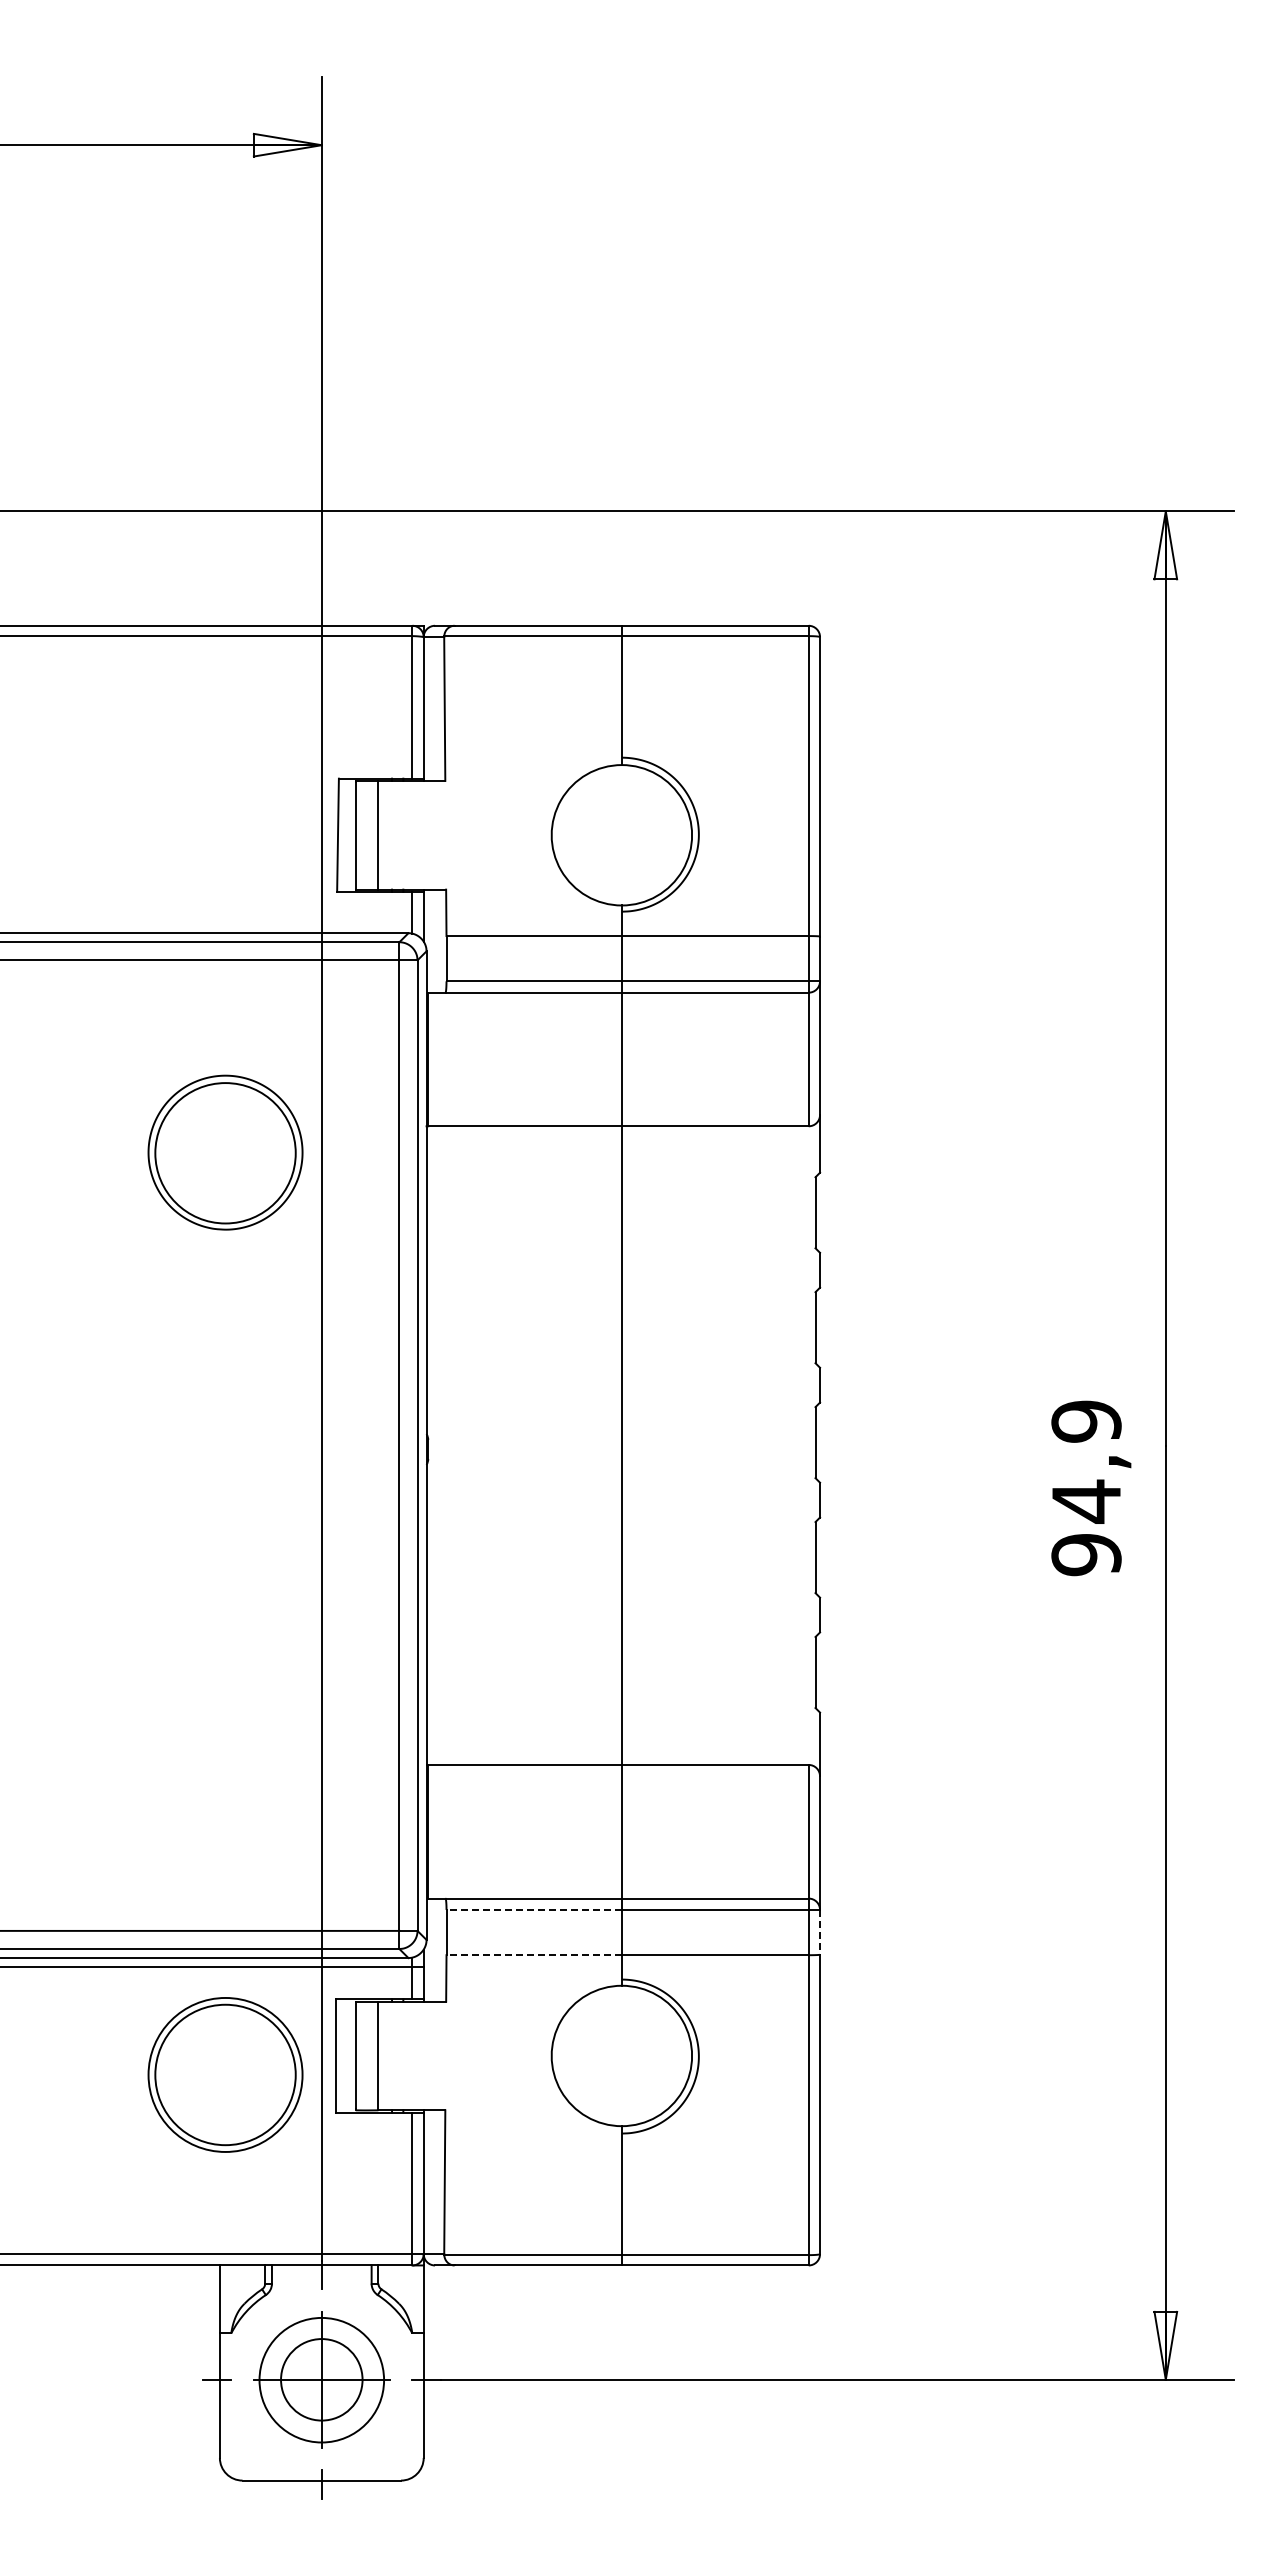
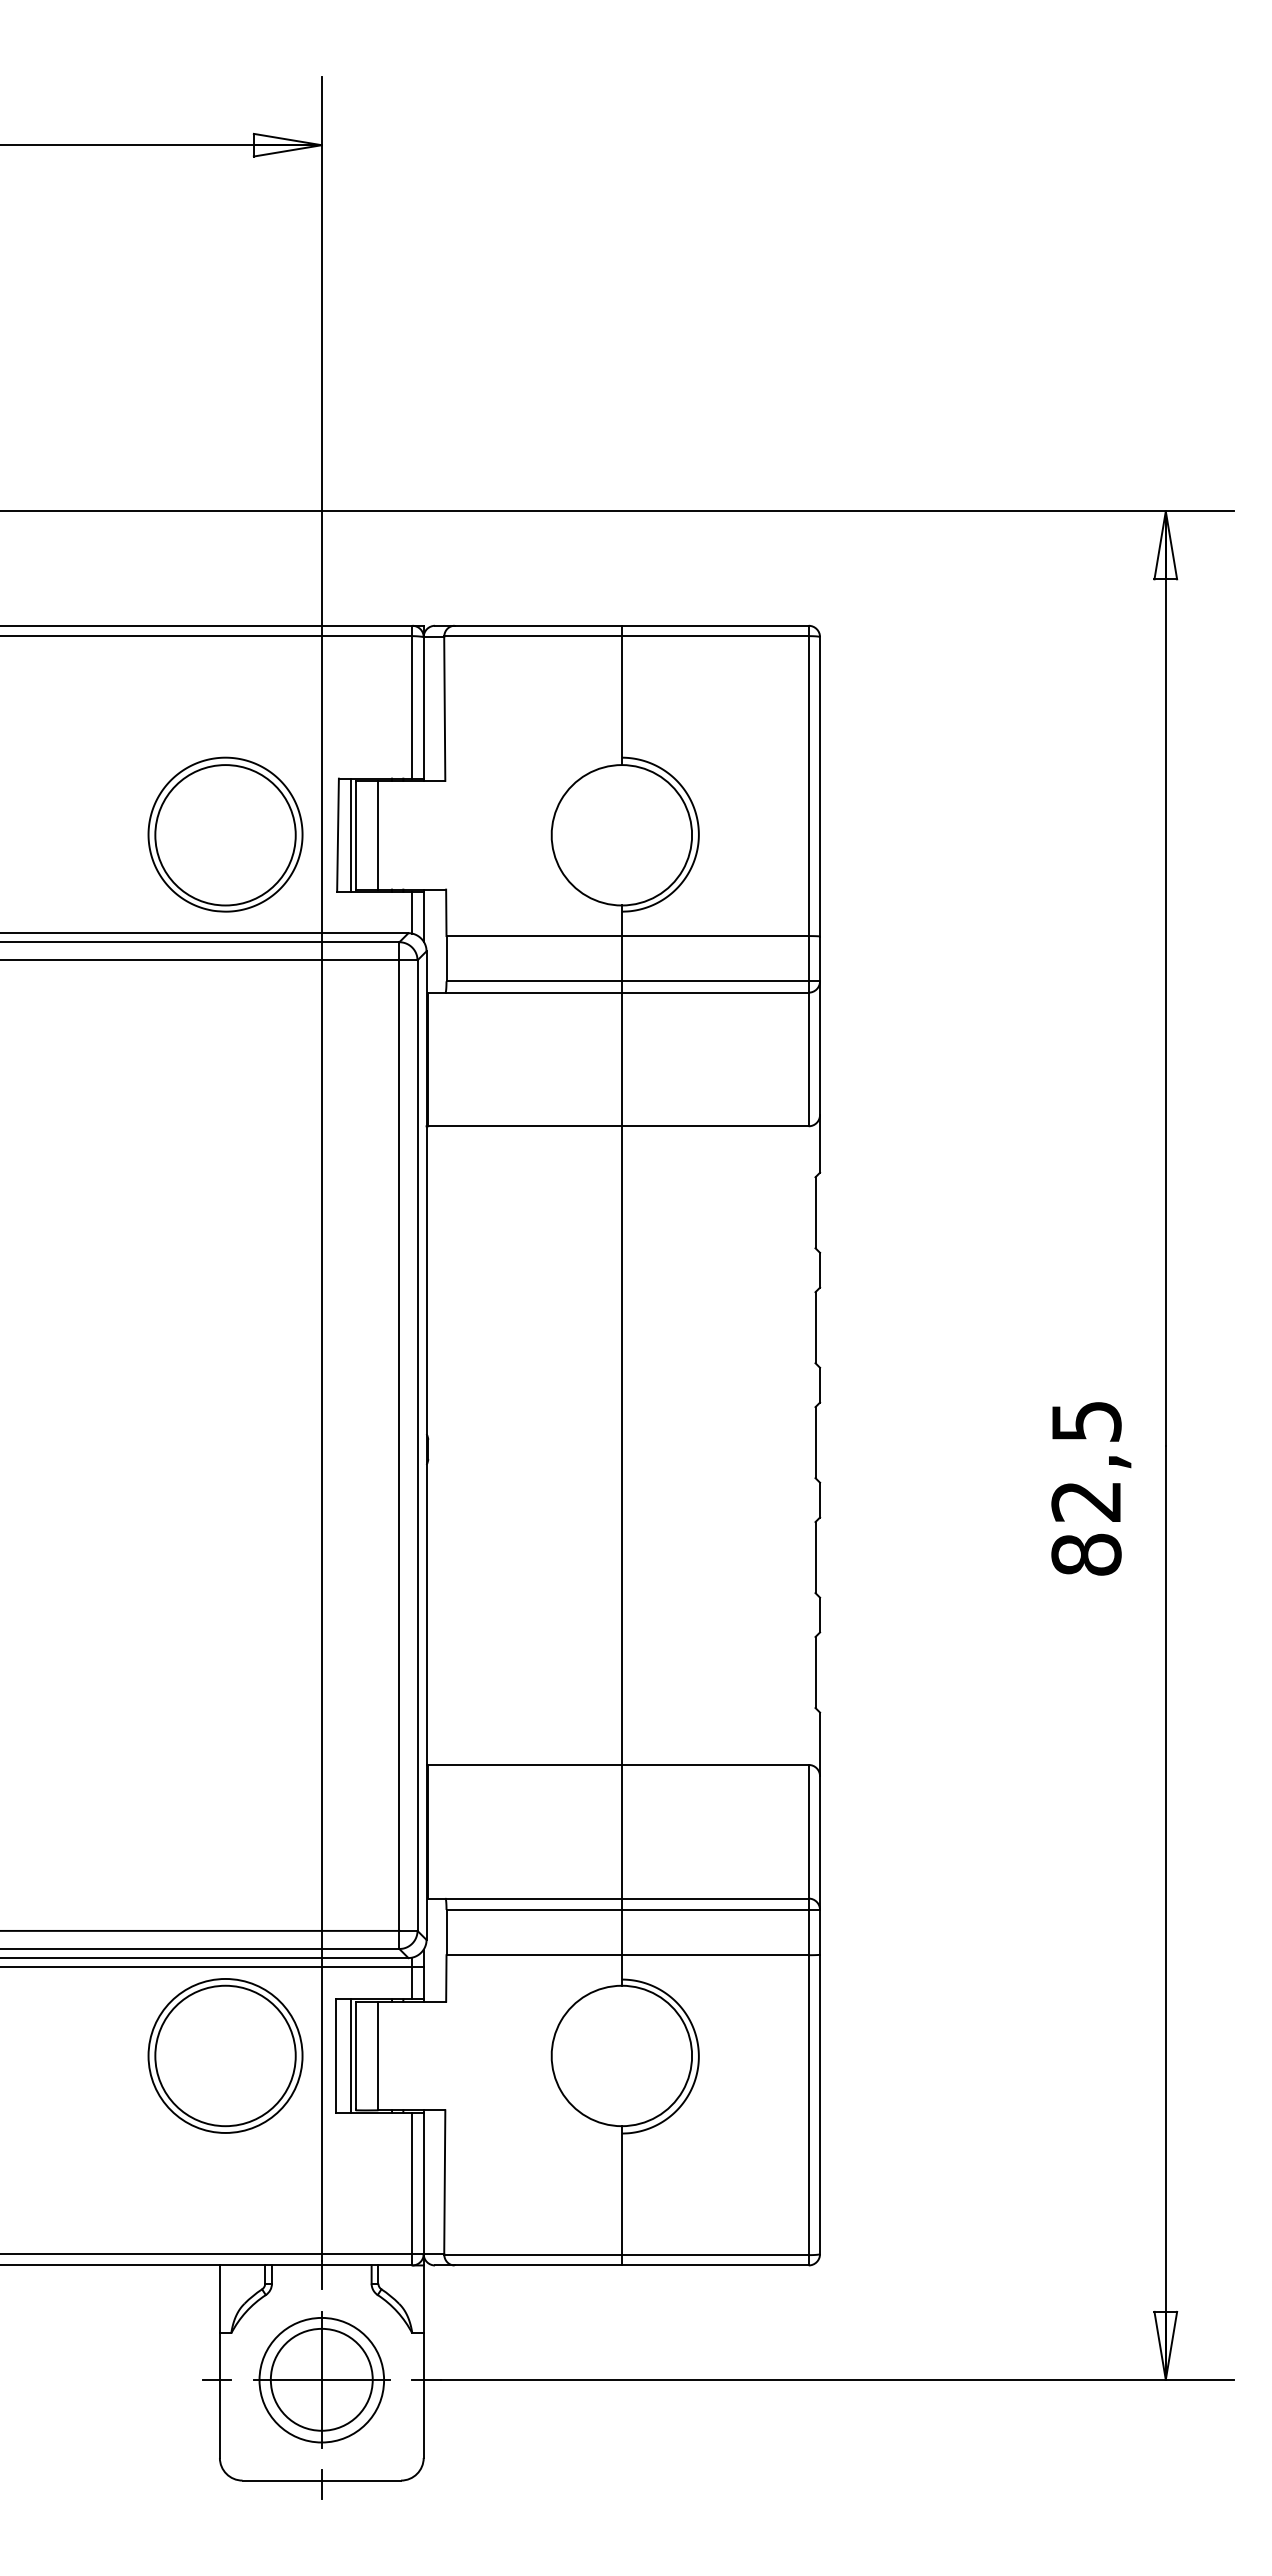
line: none -> present (351, 834)
part position: (225, 1152) -> (225, 834) (225, 834)
text: 94,9 -> 82,5 (1086, 1488)
line: dashed -> solid (534, 1909)
line: dashed -> solid (820, 1932)
line: dashed -> solid (534, 1955)
line: none -> present (351, 2055)
part position: (225, 2074) -> (225, 2055) (225, 2055)
circle diameter: 82 px -> 102 px (321, 2379)
